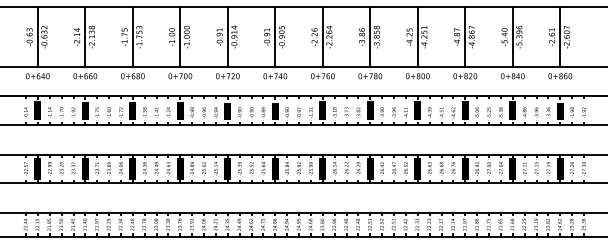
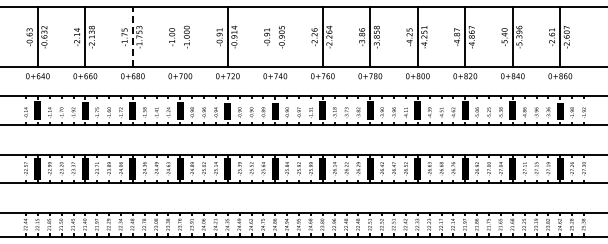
line: present -> none (180, 36)
line: present -> none (275, 36)
line: solid -> dashed (132, 37)
